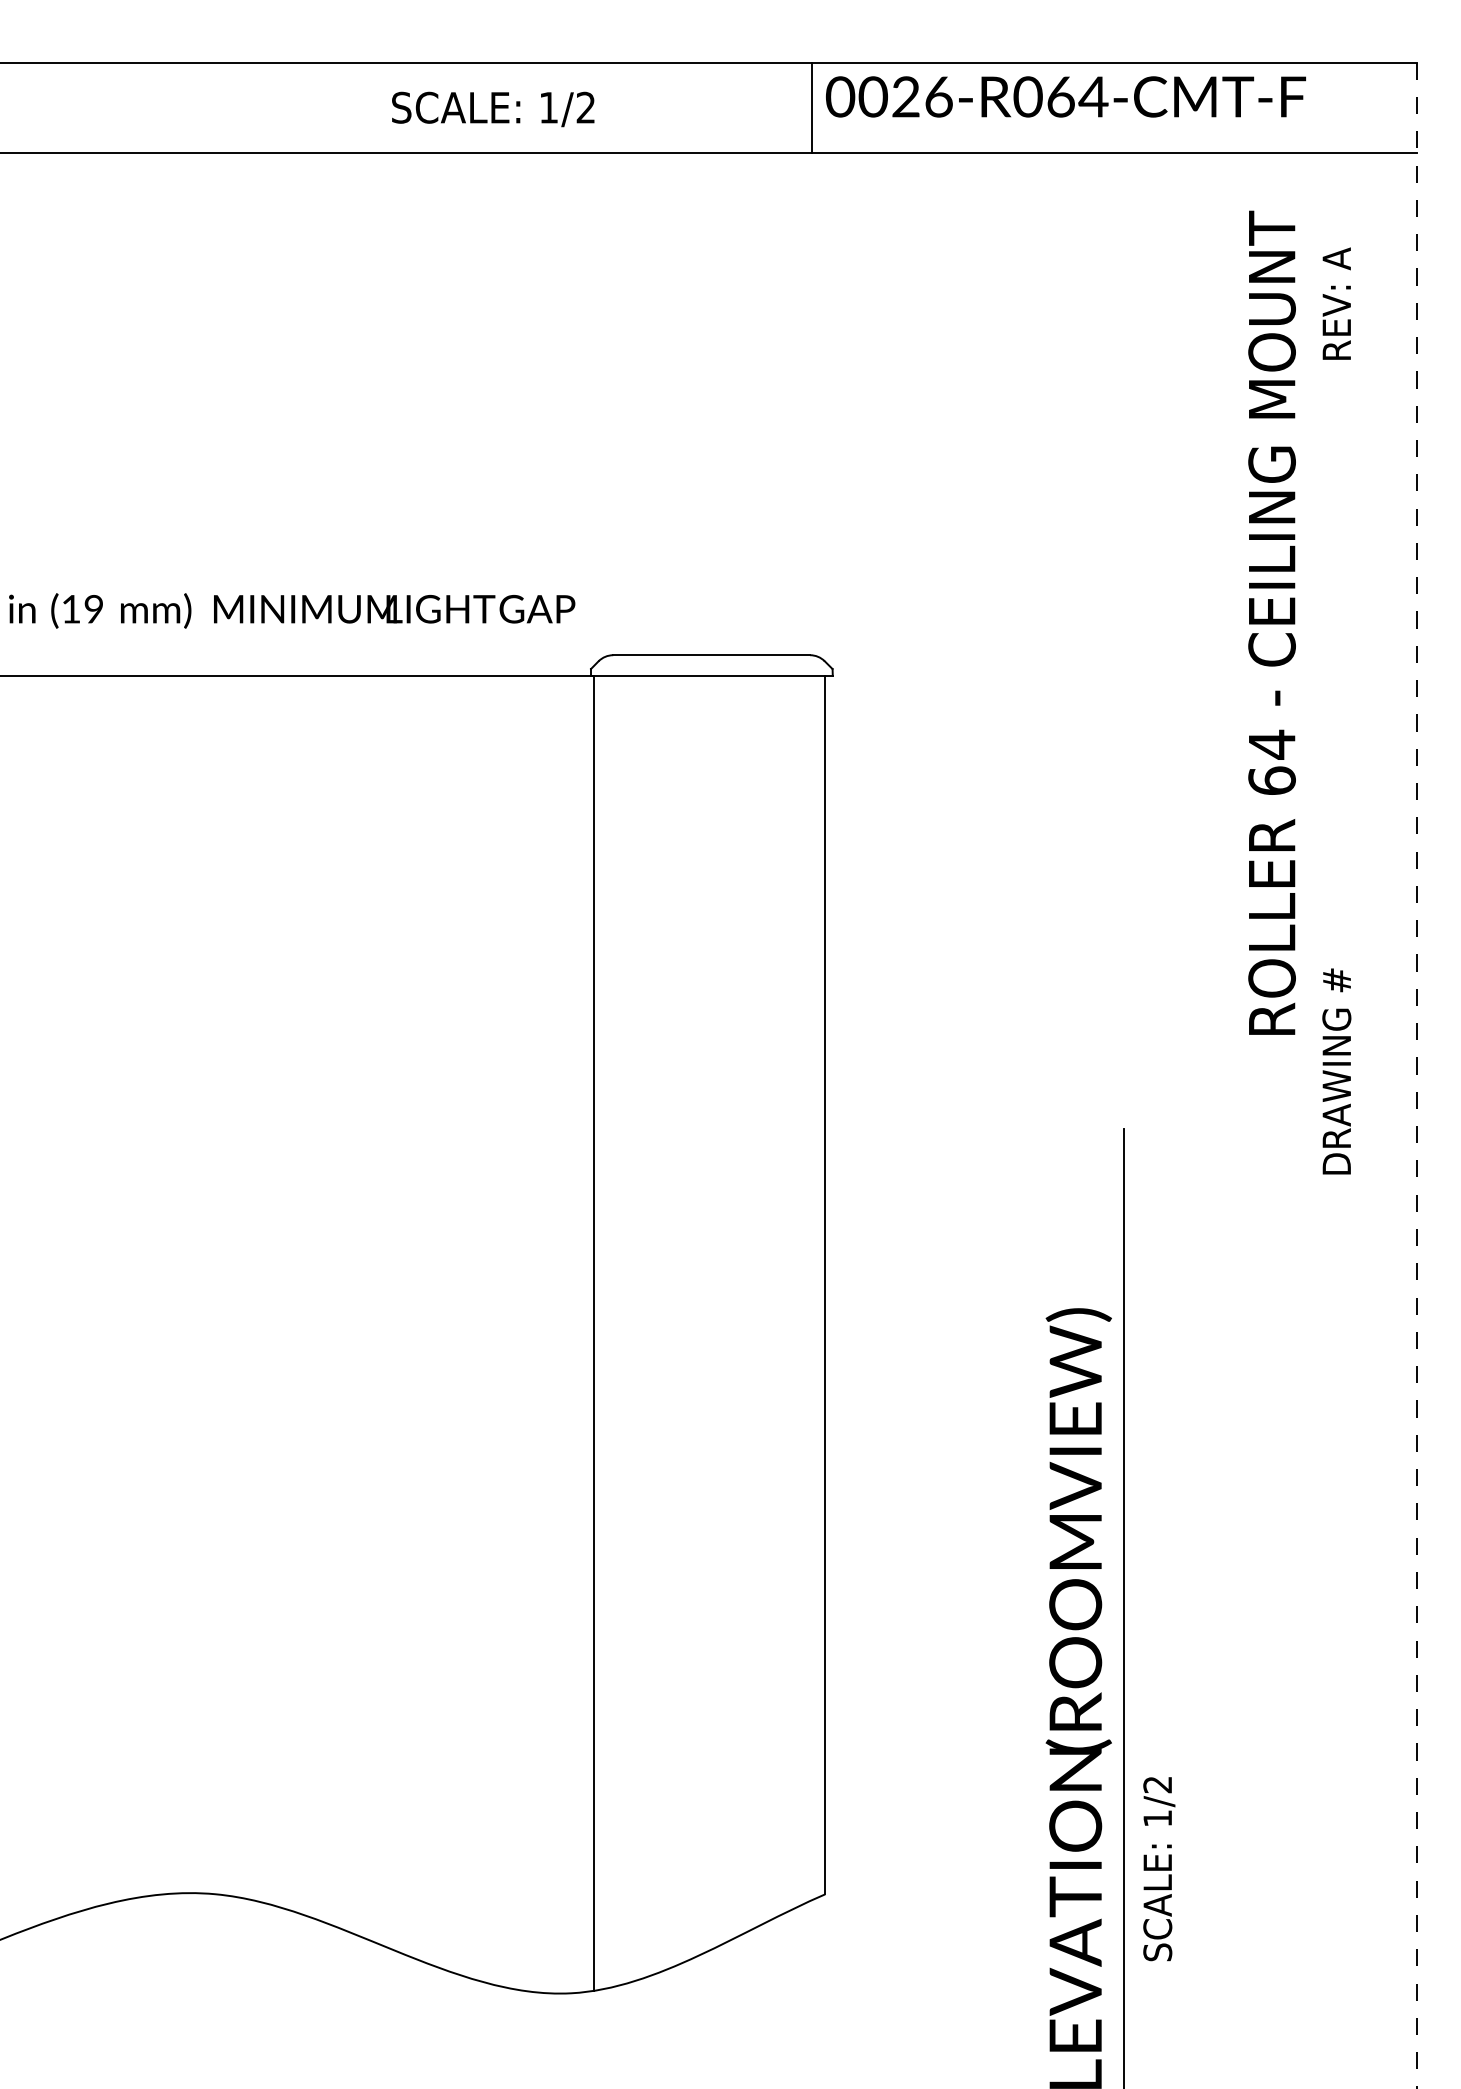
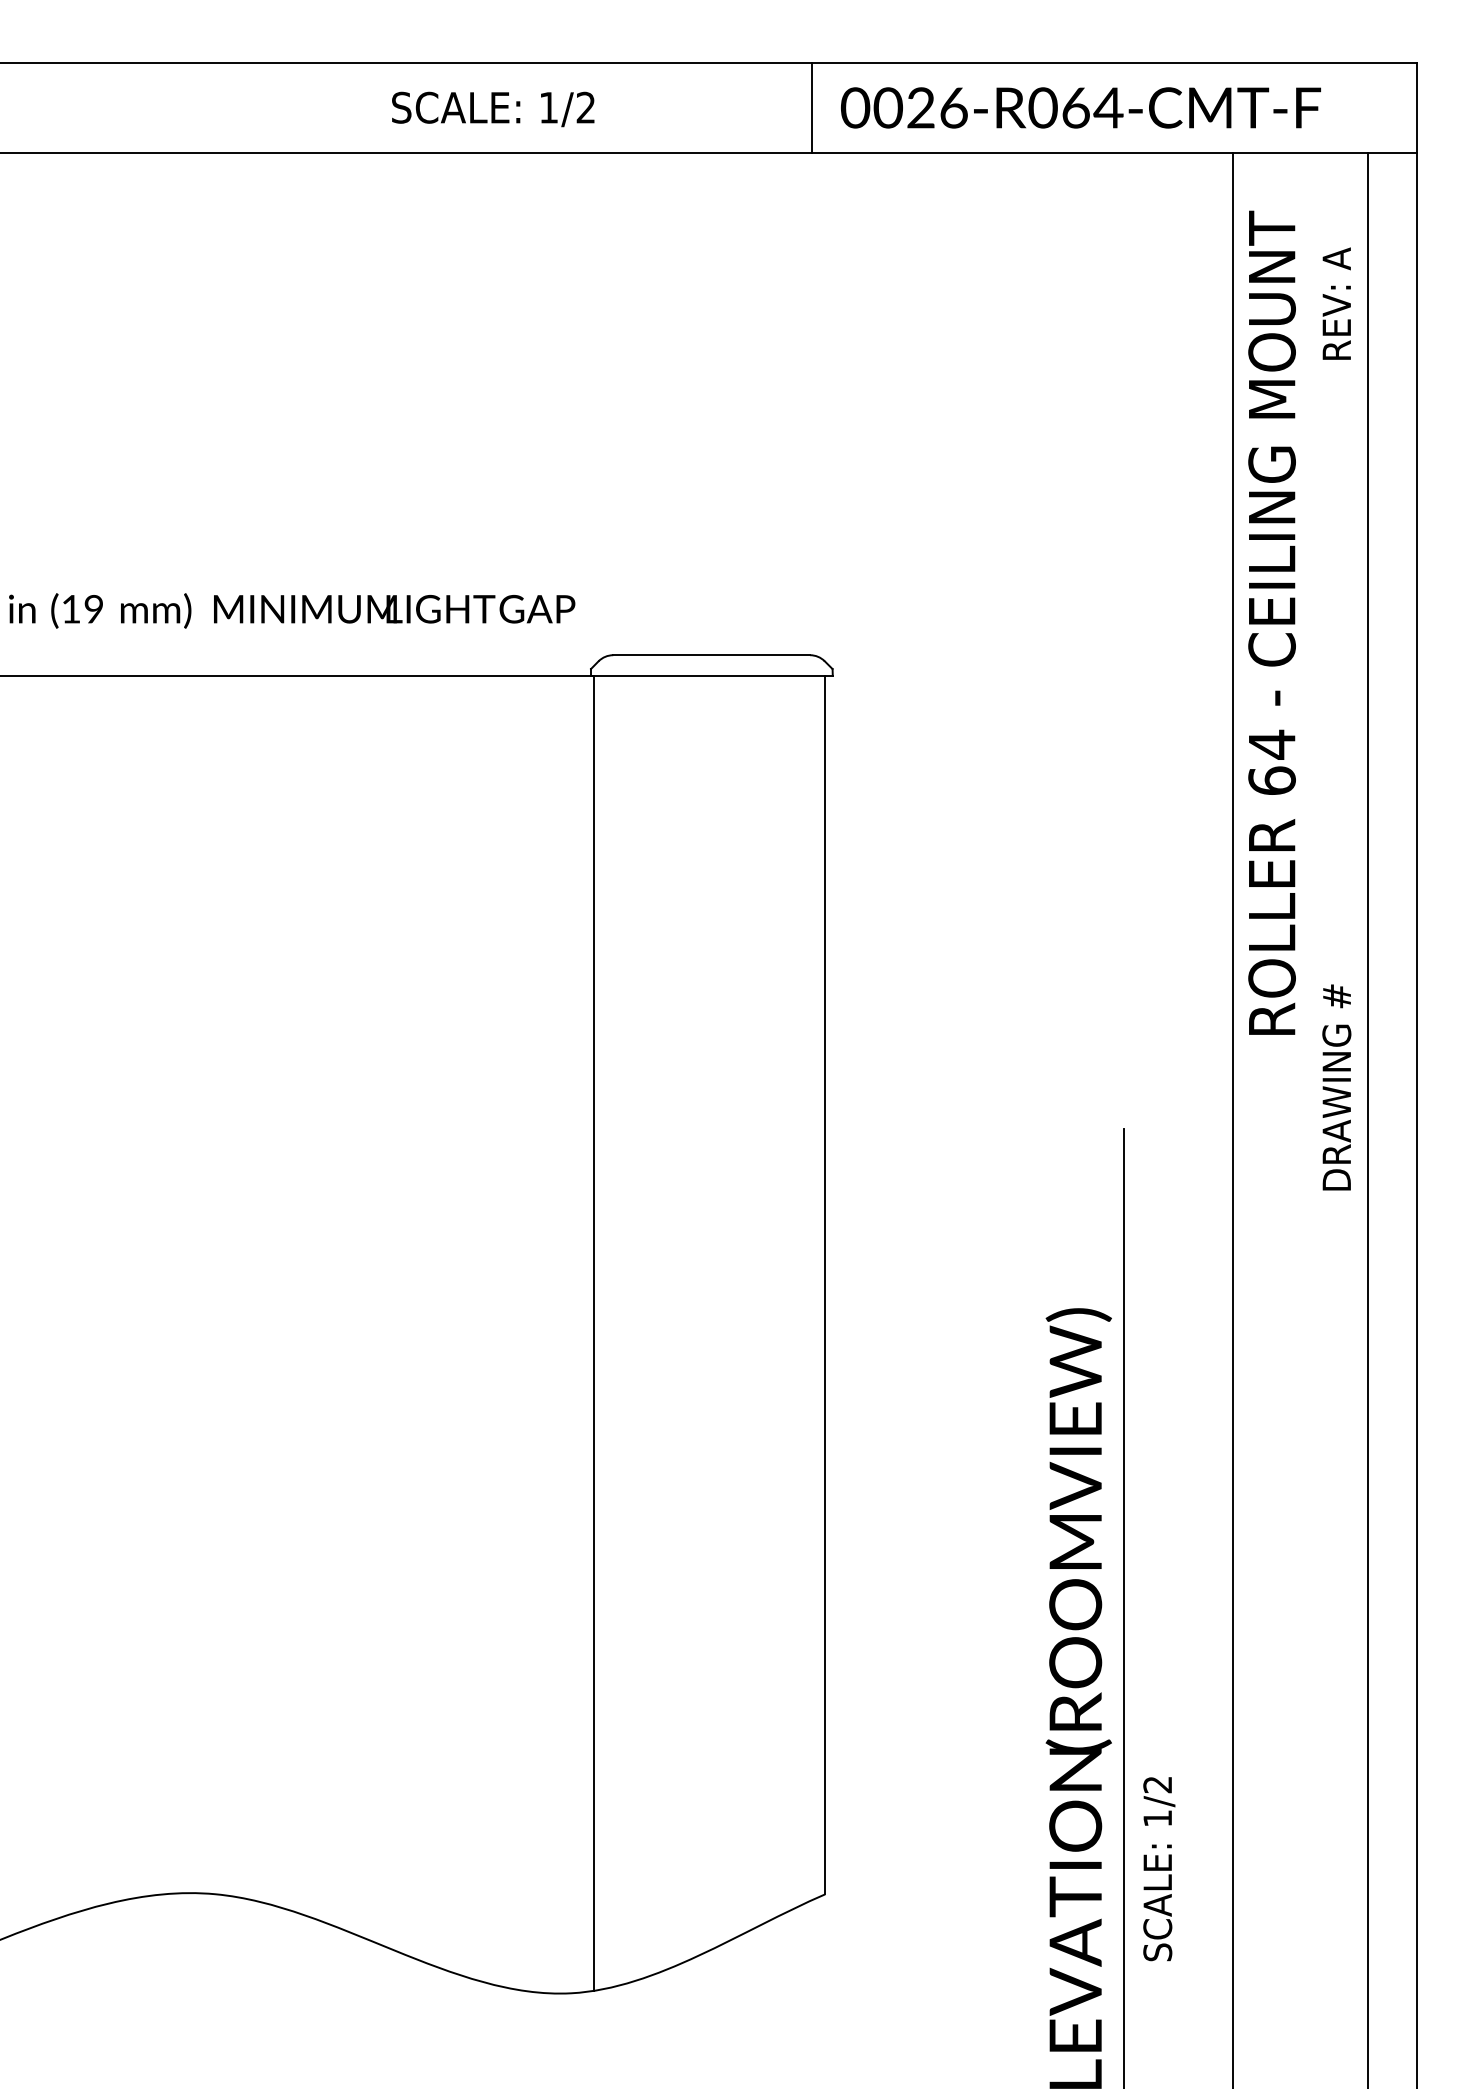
text position: (1065, 96) -> (1080, 107) (1080, 107)
text position: (1336, 1071) -> (1336, 1087) (1336, 1087)
line: dashed -> solid (1417, 1075)
line: none -> present (1233, 1118)
line: none -> present (1368, 1118)
